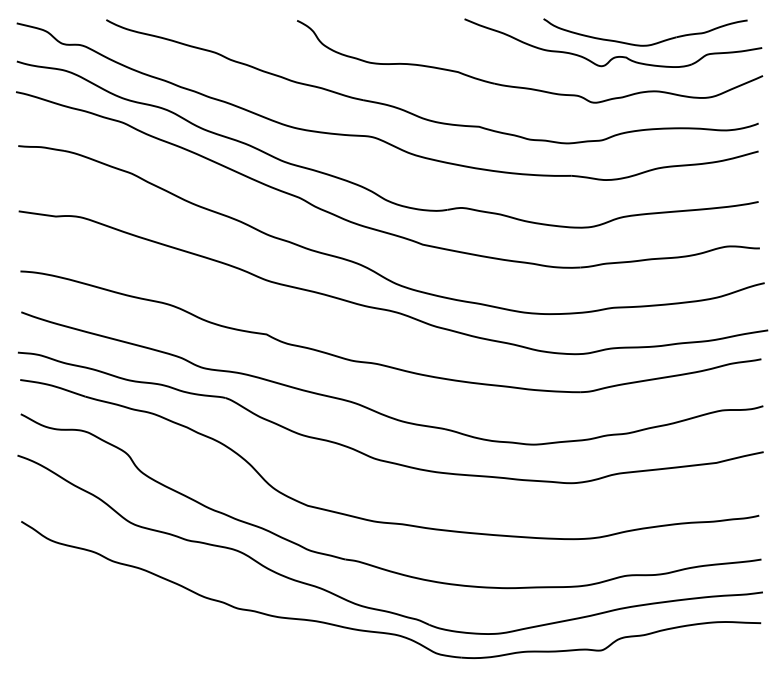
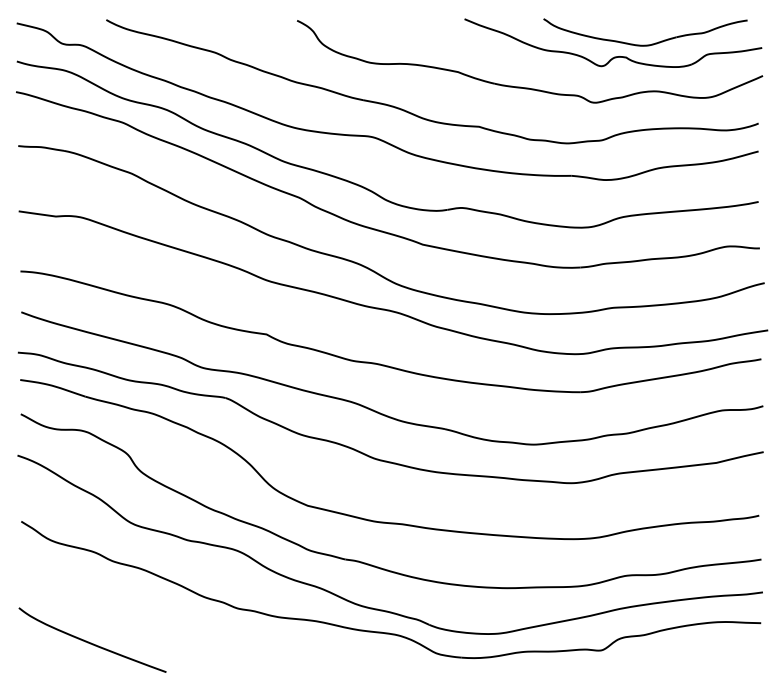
curve: none -> present (91, 642)
